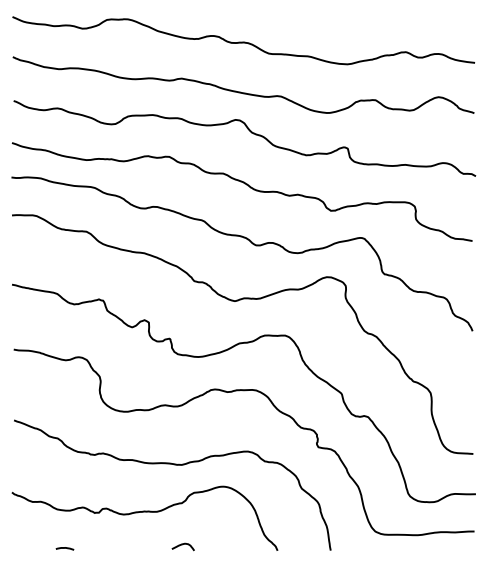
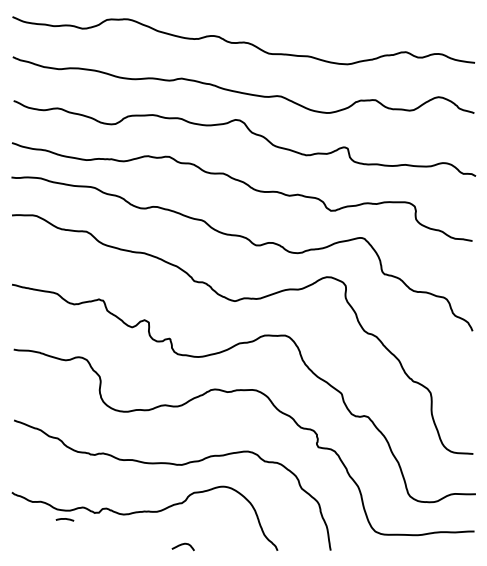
line position: (64, 548) -> (64, 519) (64, 519)
